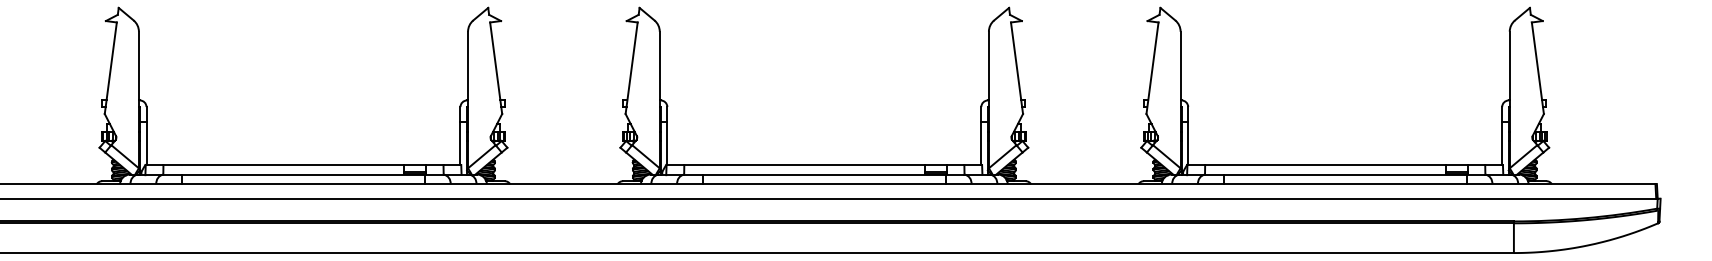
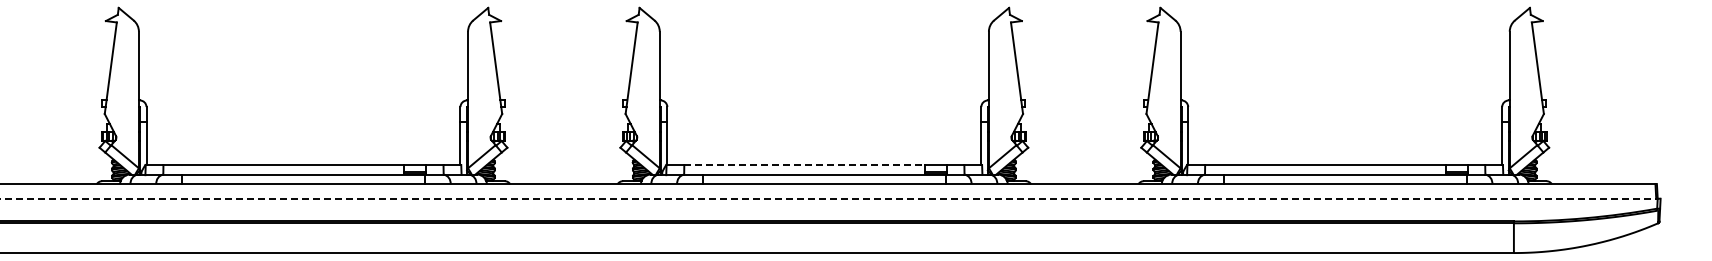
line: solid -> dashed (805, 165)
line: solid -> dashed (828, 198)
